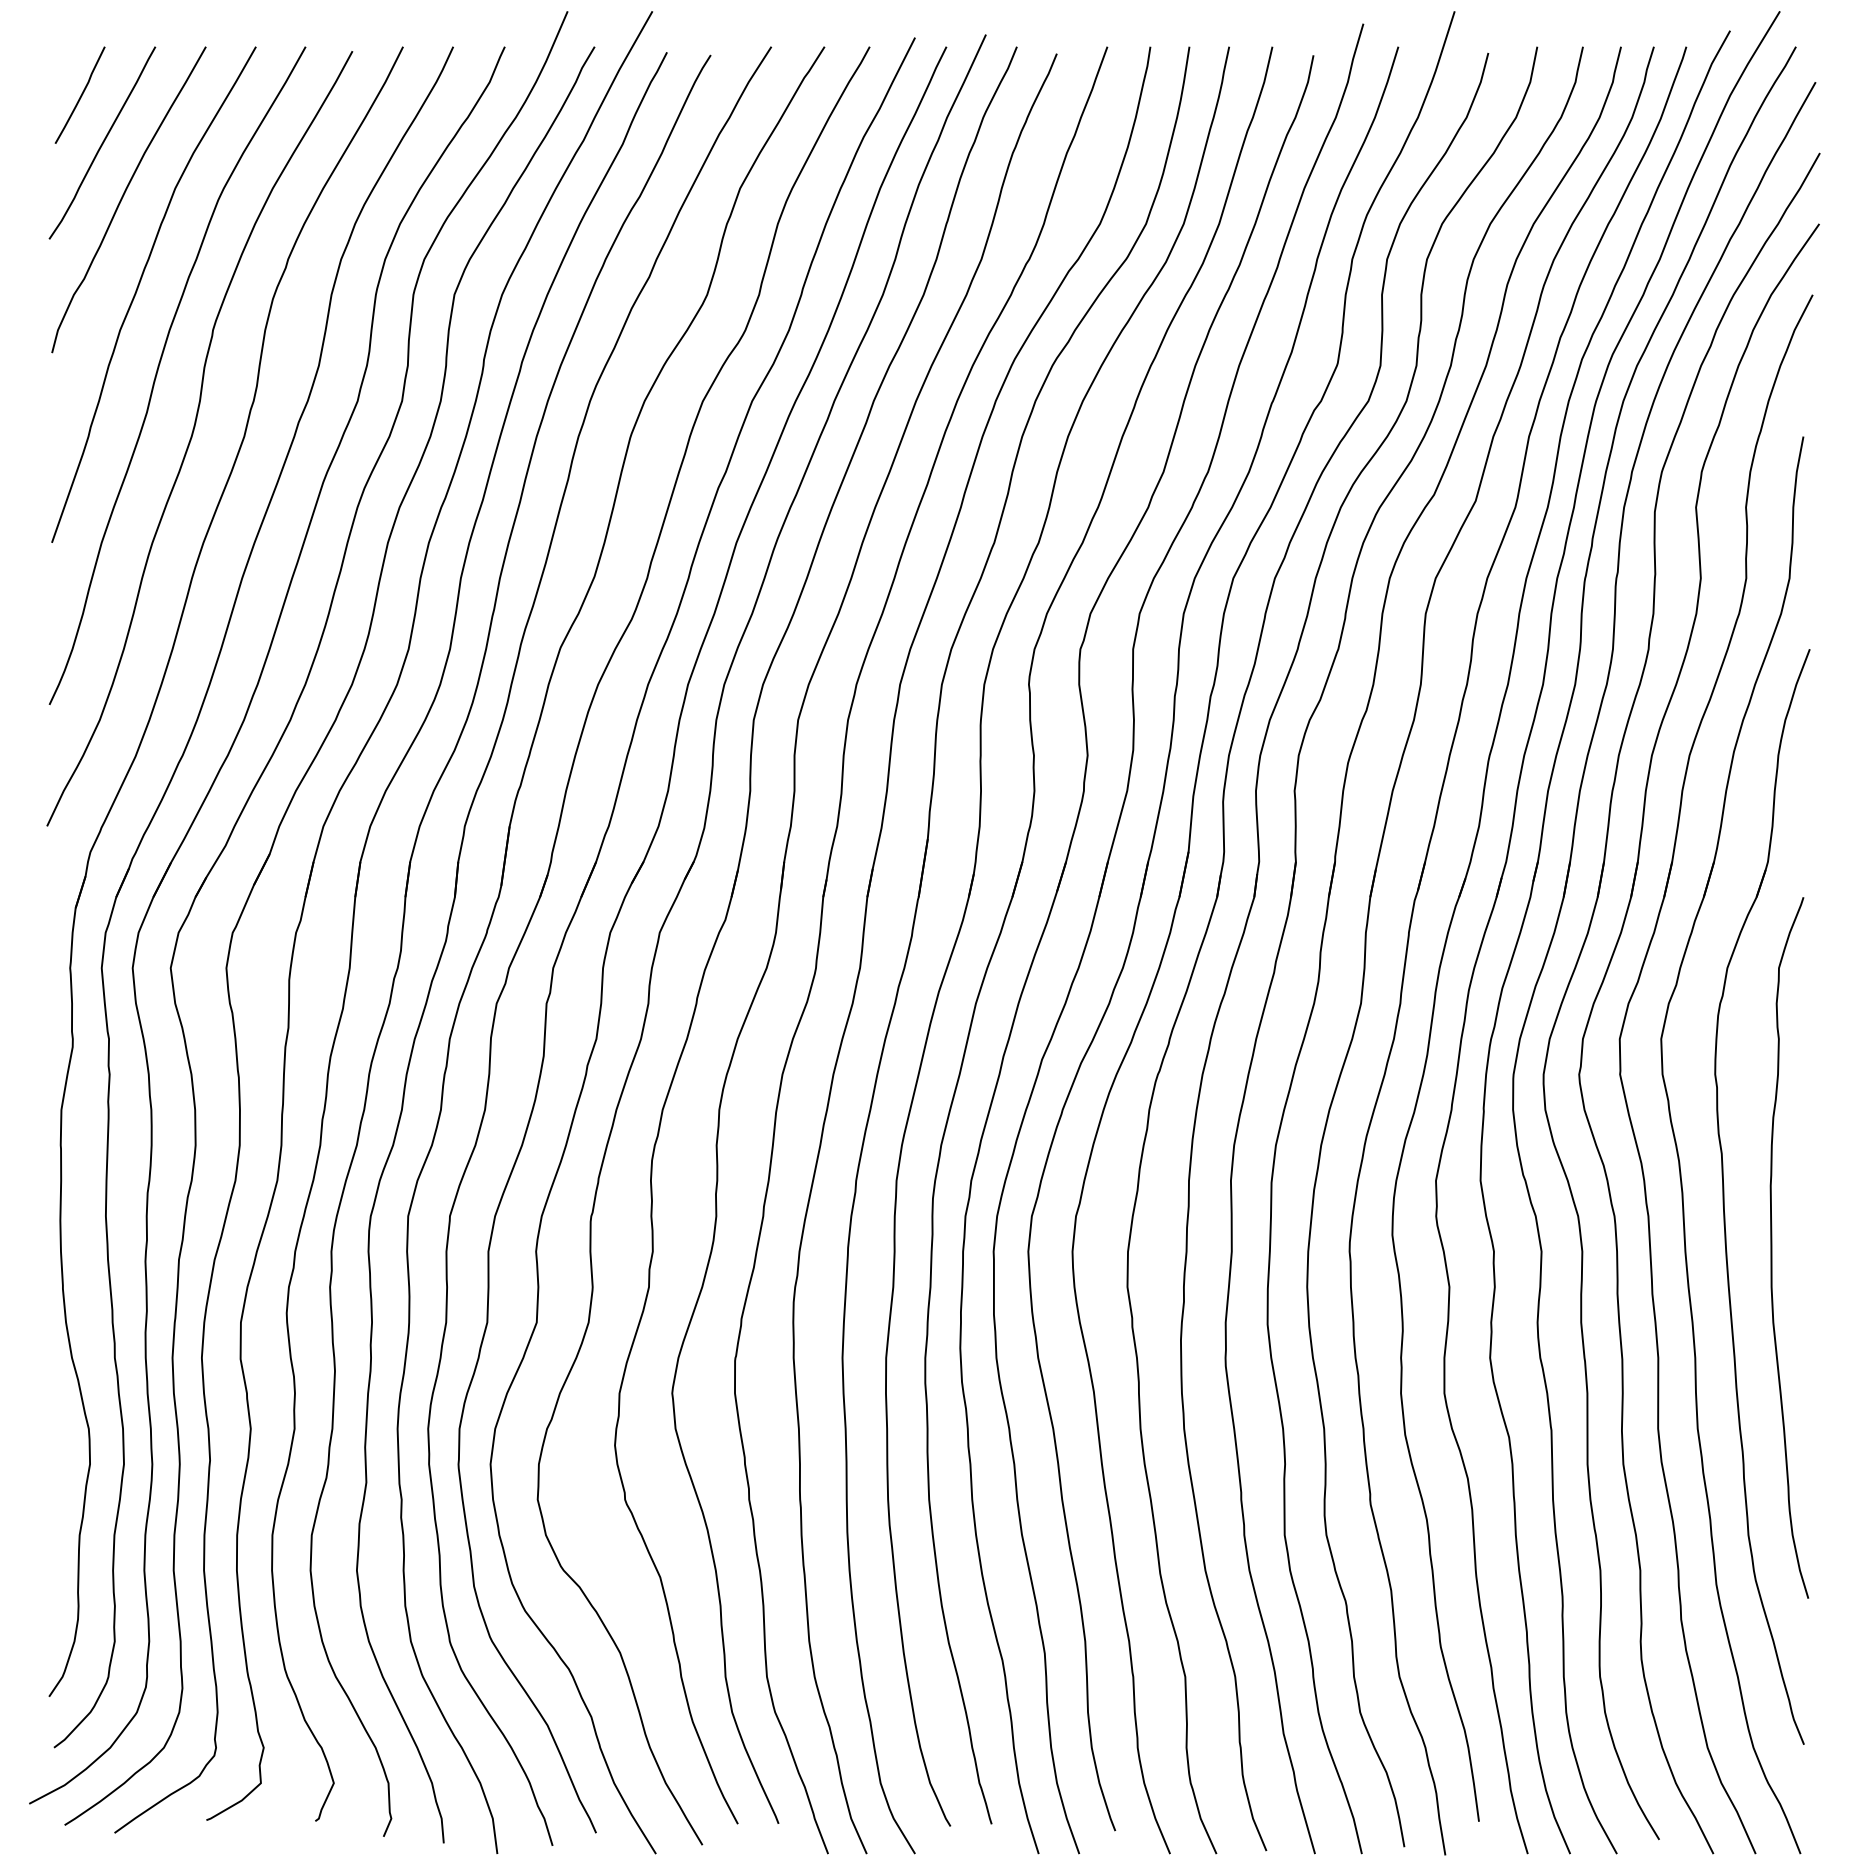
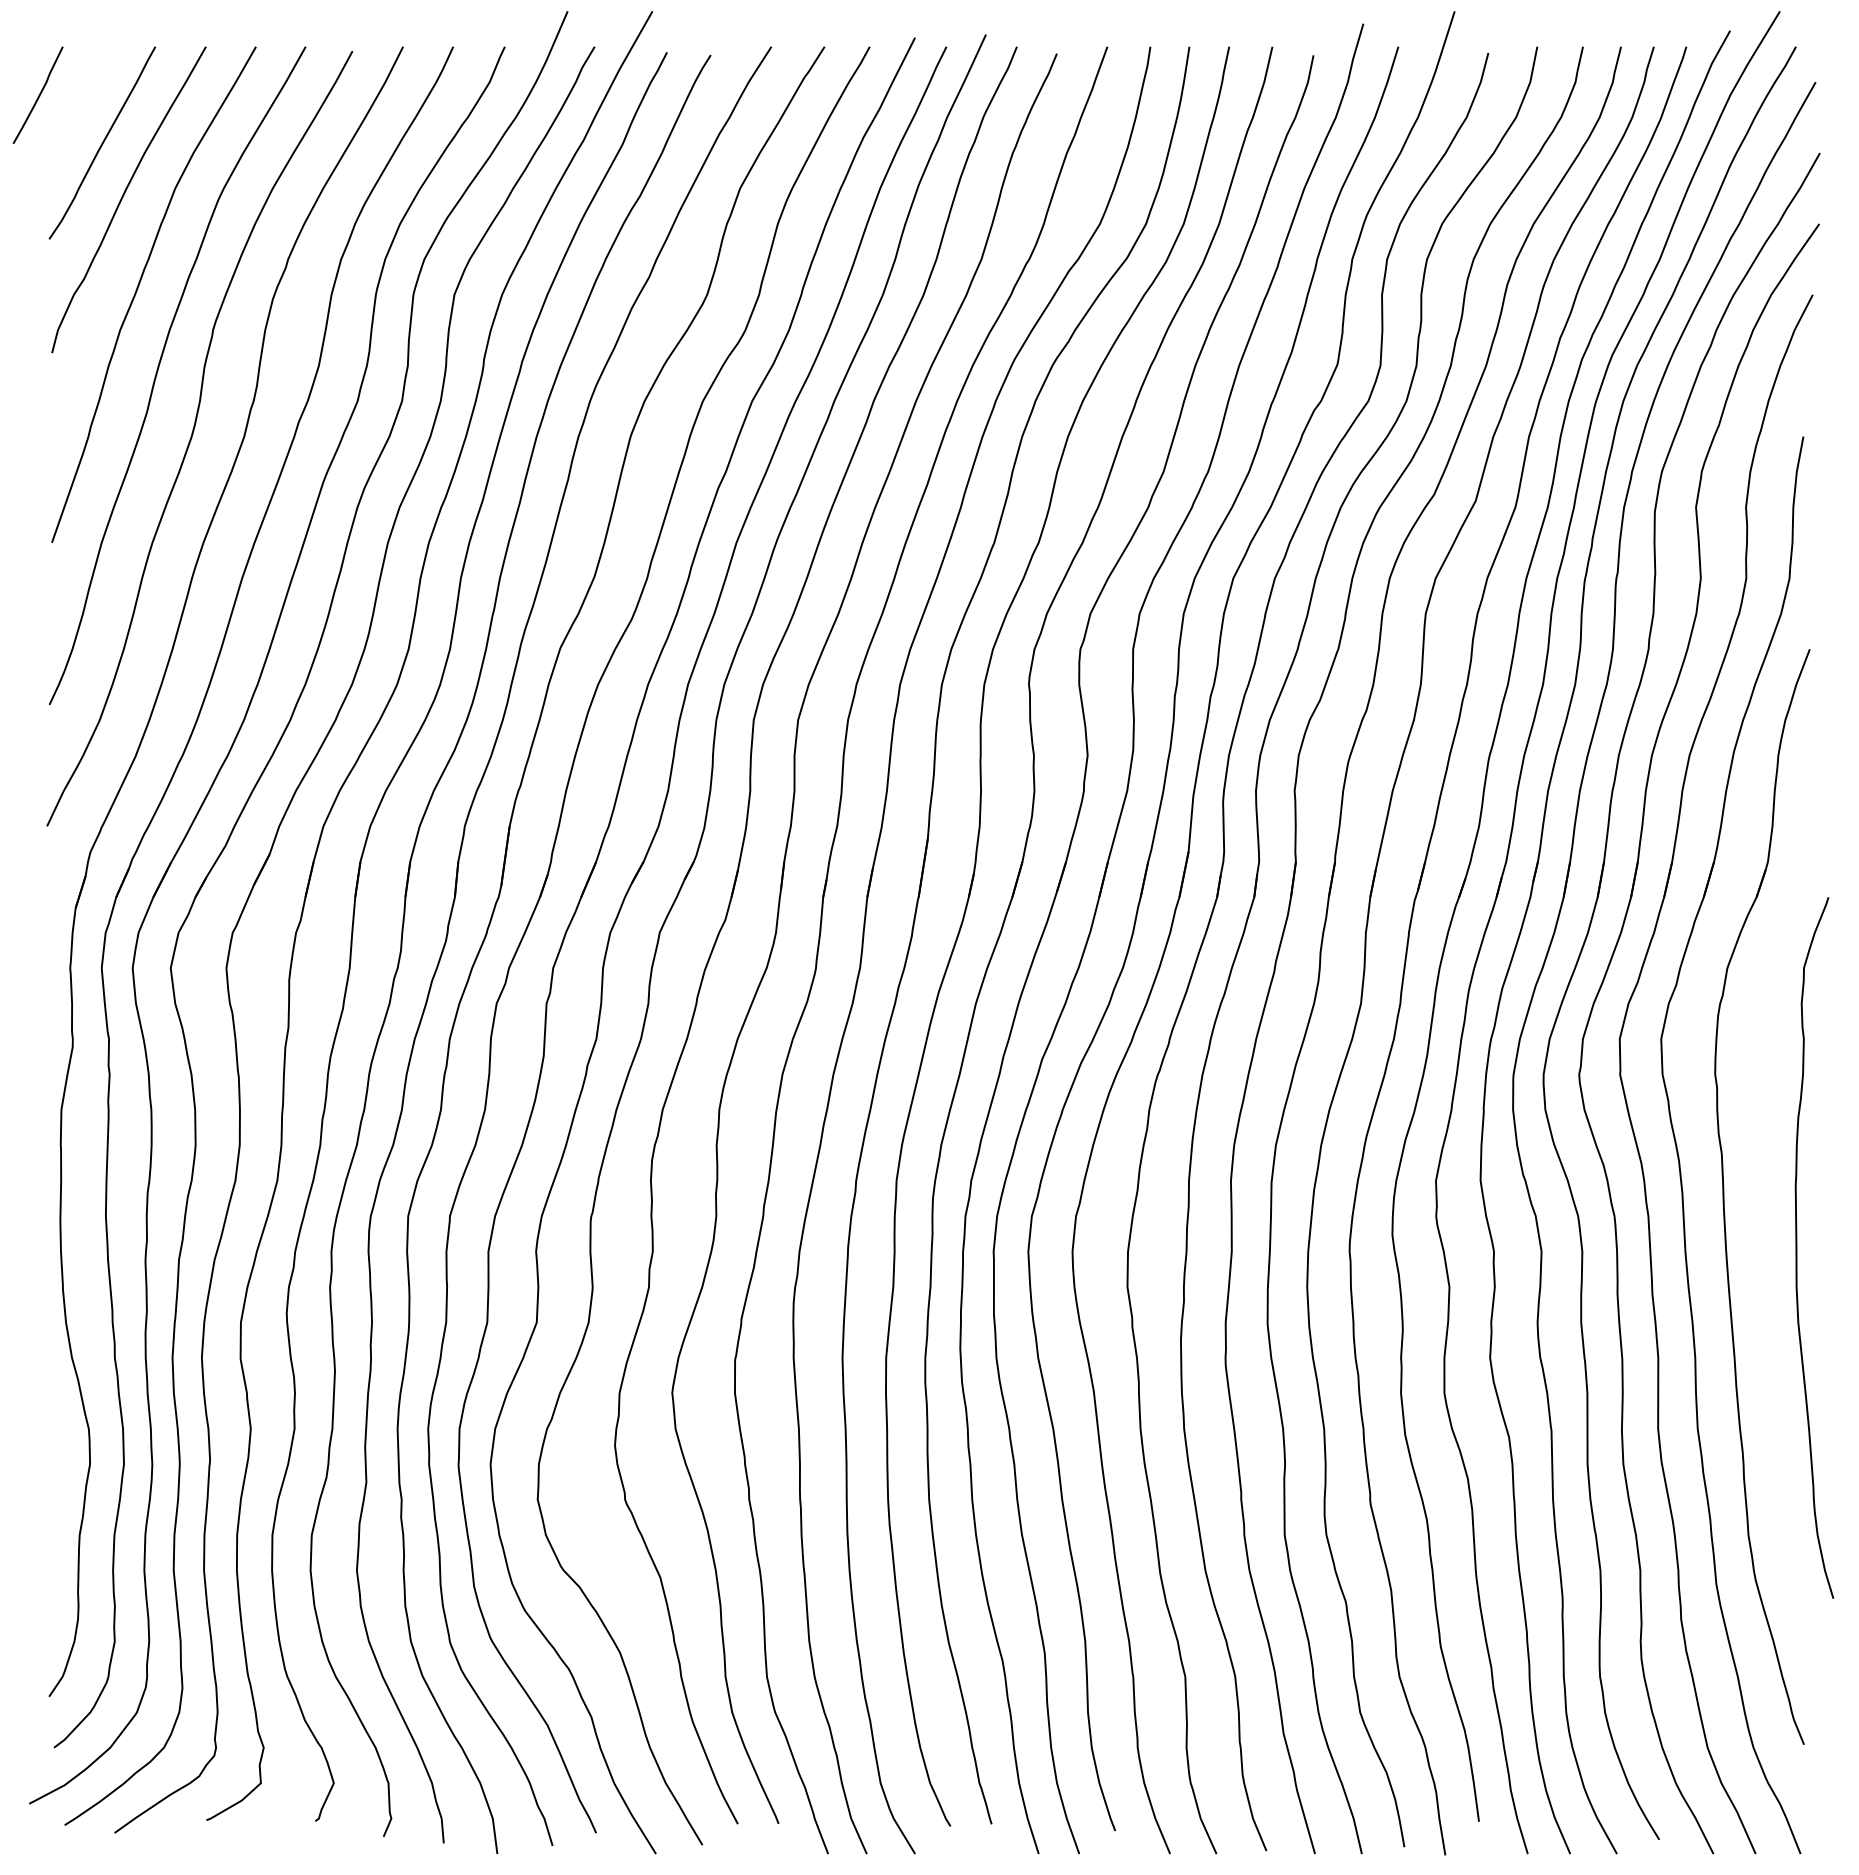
curve position: (80, 95) -> (38, 95) (38, 95)
curve position: (1772, 1247) -> (1797, 1247) (1797, 1247)
